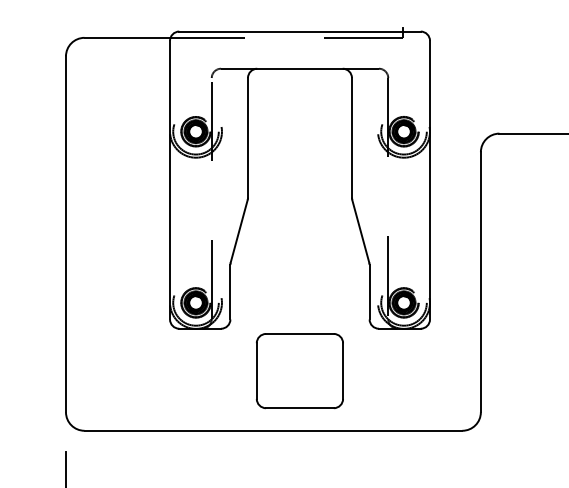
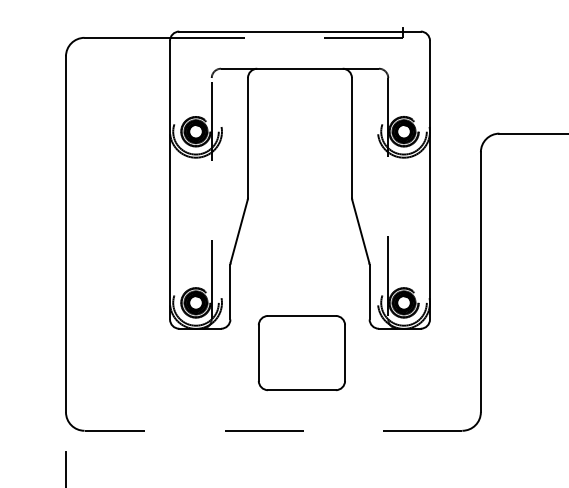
part position: (299, 371) -> (301, 353) (301, 353)
line: solid -> dashed (273, 430)
